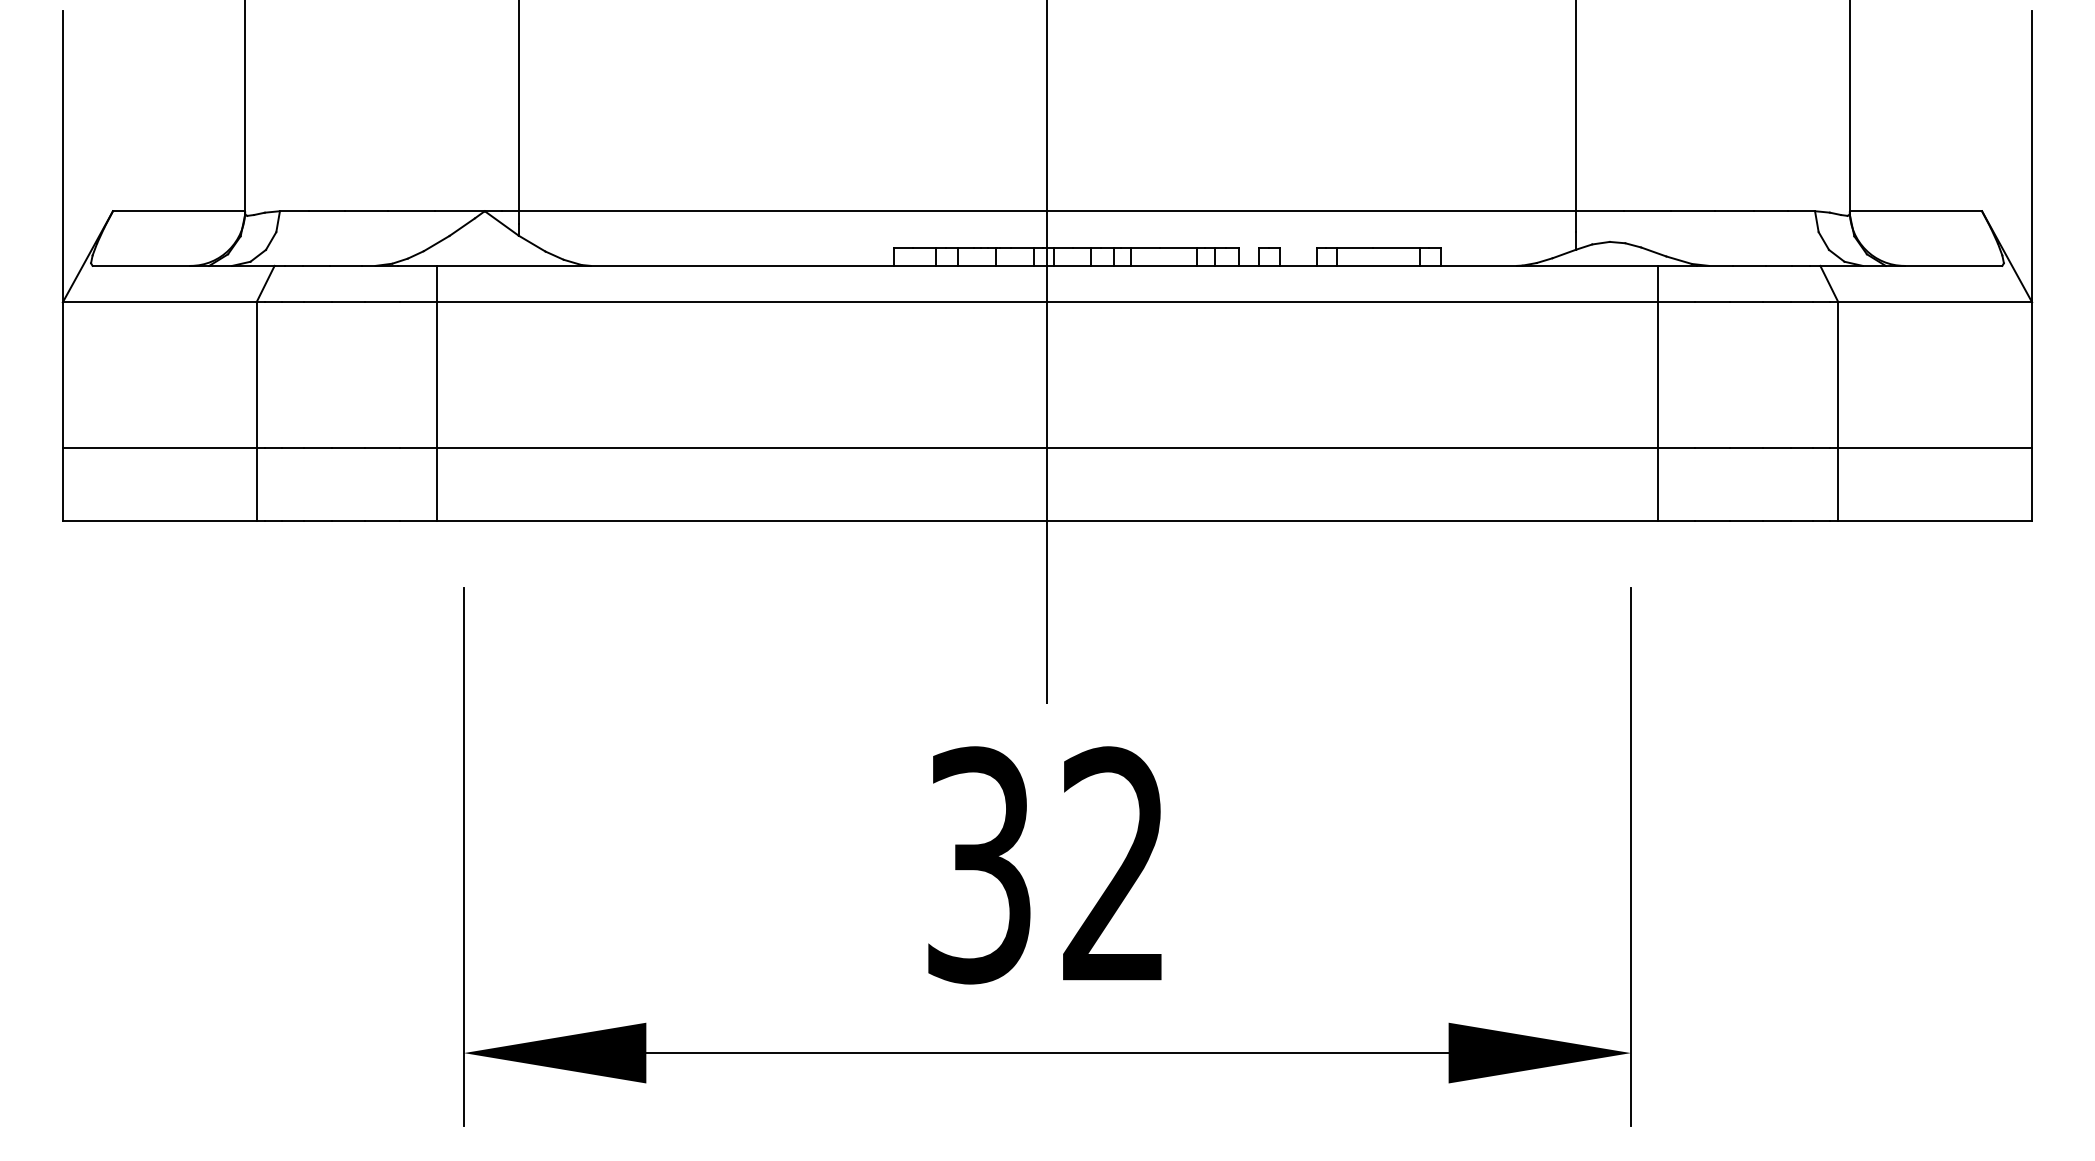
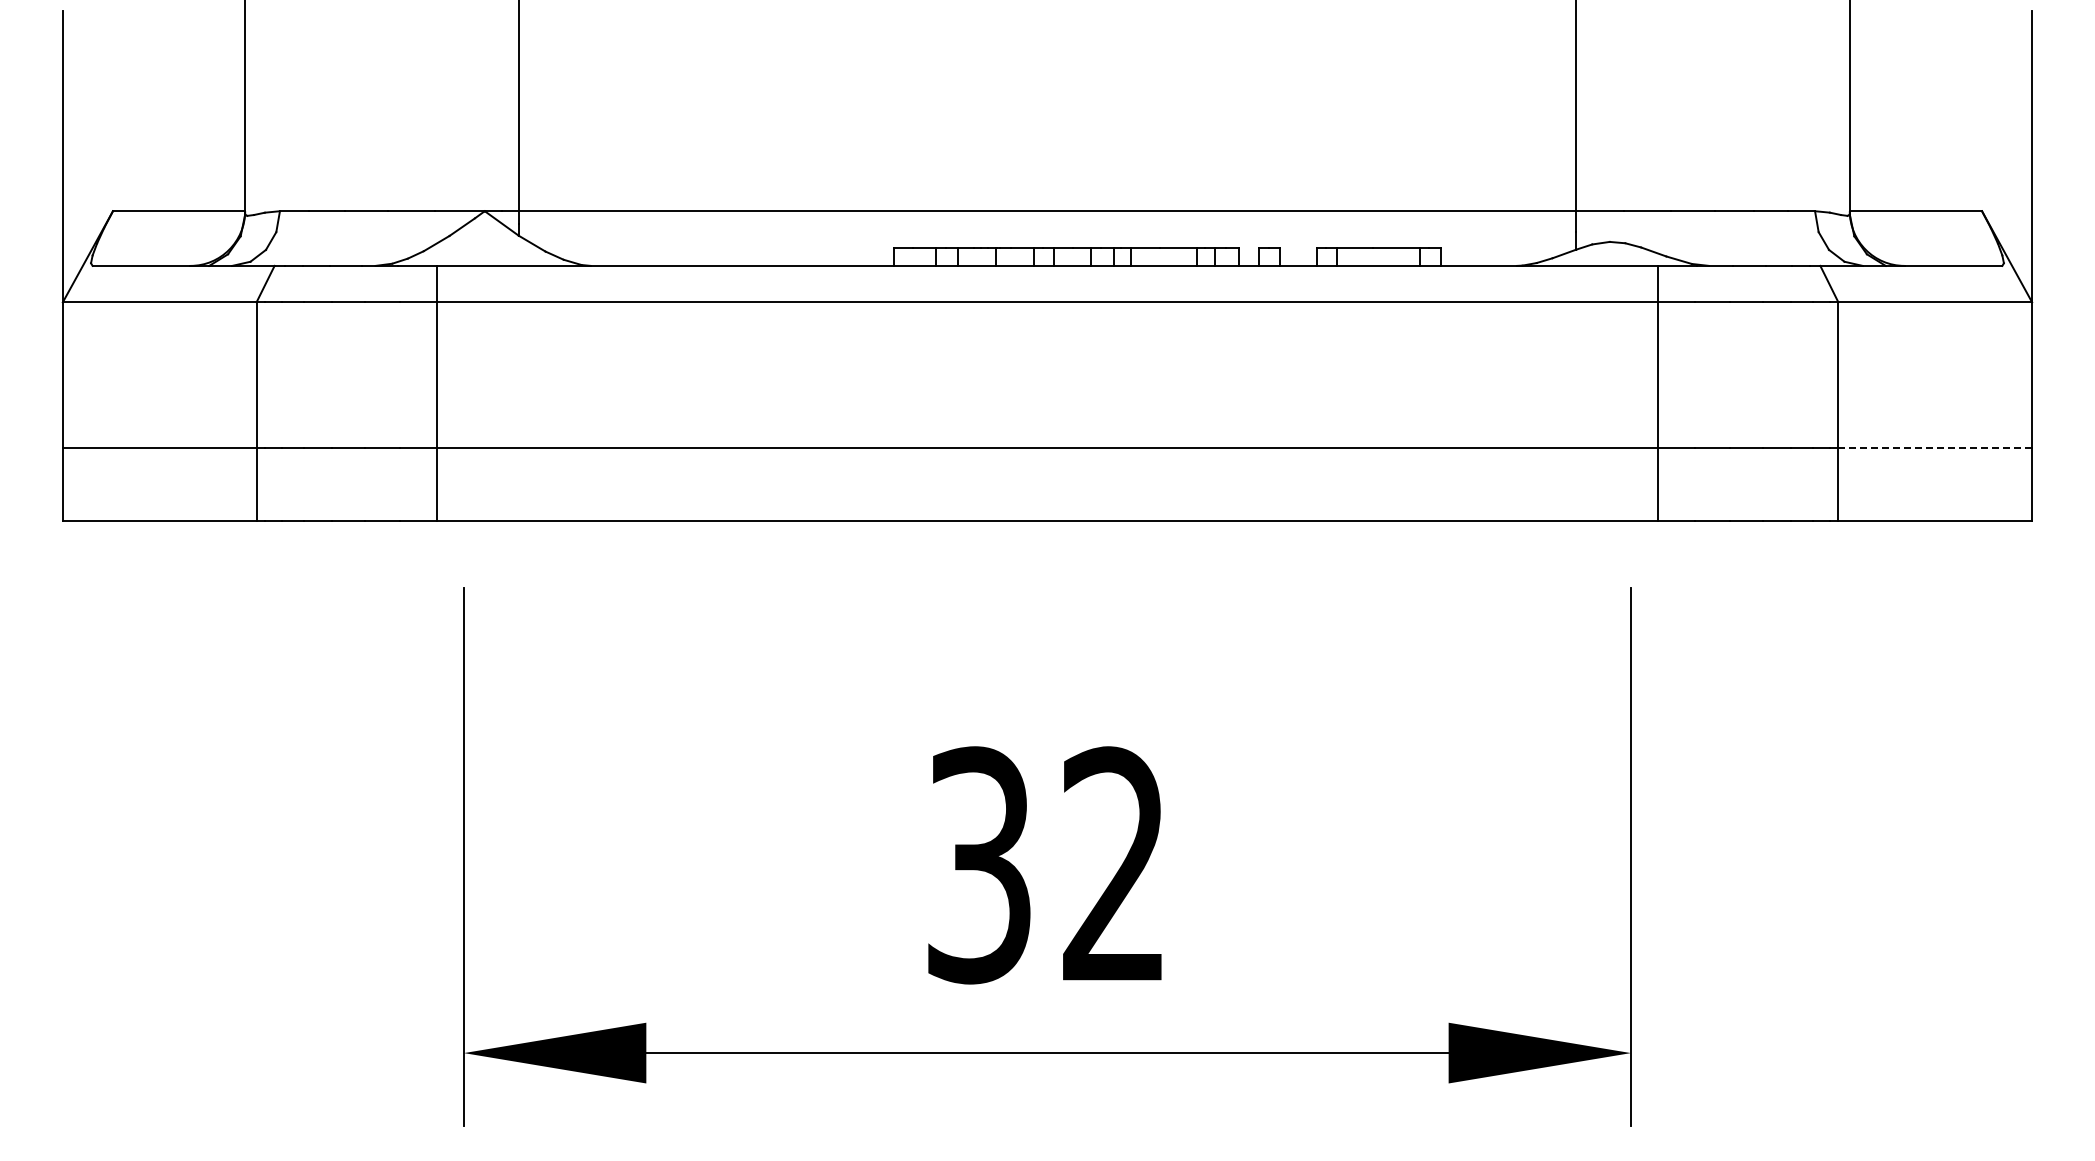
line: present -> none (1047, 353)
line: solid -> dashed (1935, 448)
